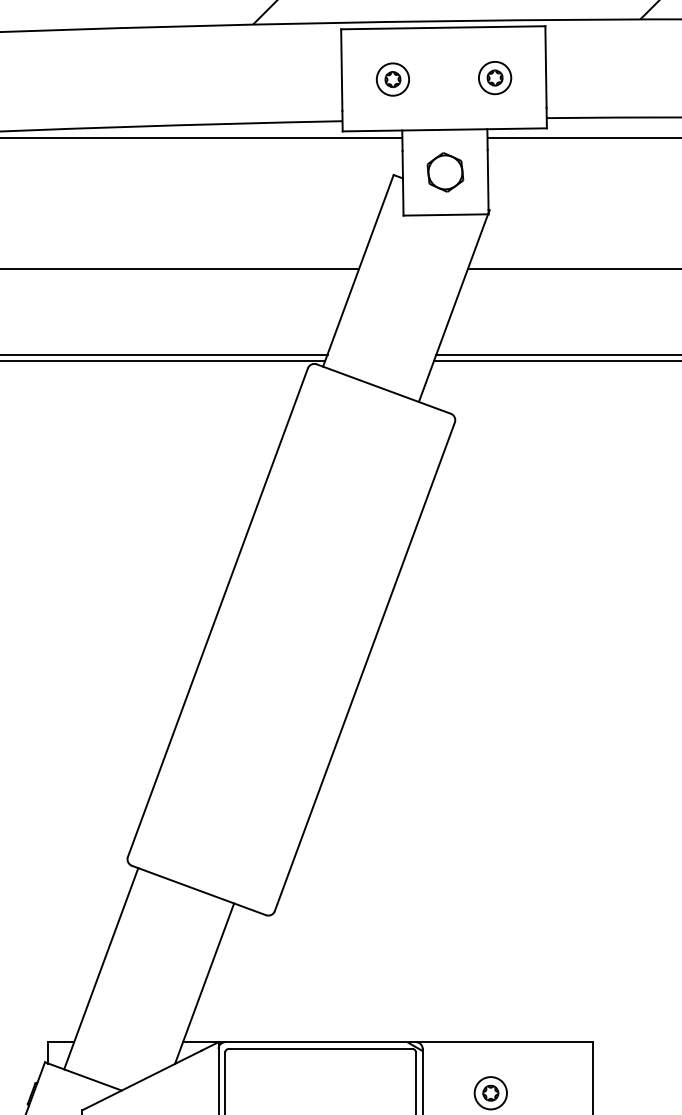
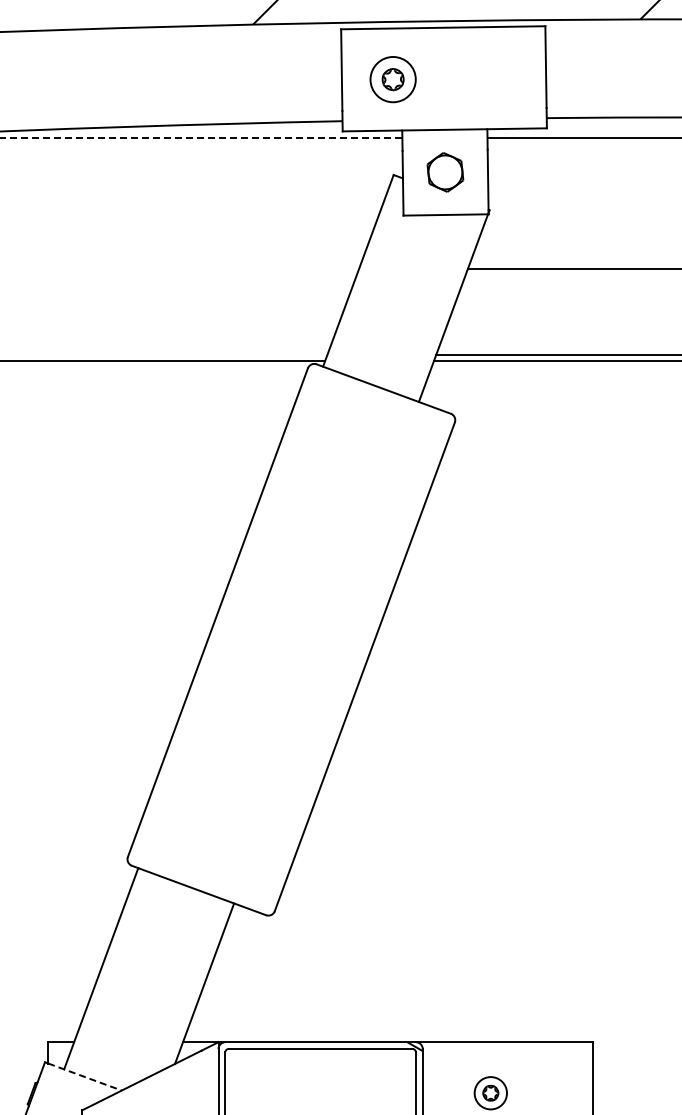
part: present -> none (495, 78)
part size: 35x35 px -> 48x48 px (392, 79)
line: solid -> dashed (201, 138)
line: present -> none (180, 269)
line: present -> none (164, 354)
line: solid -> dashed (85, 1077)
